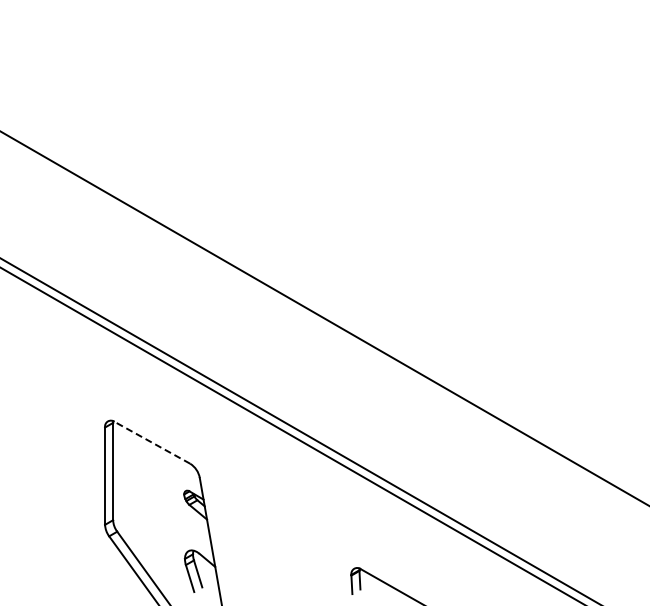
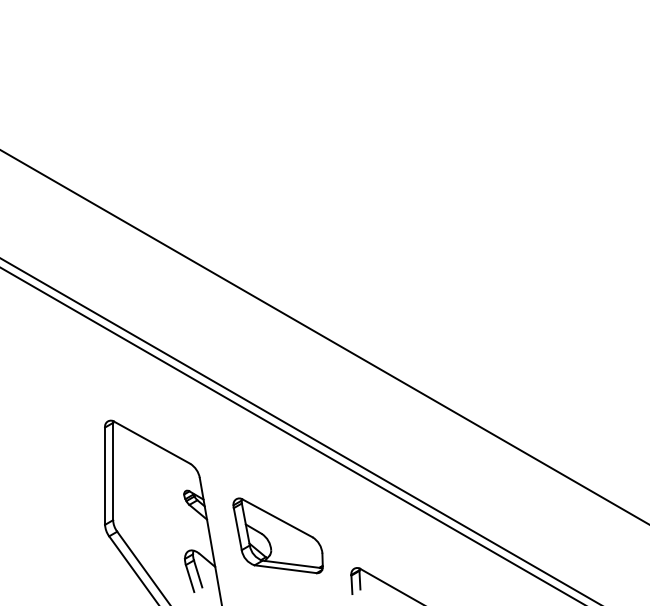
line position: (324, 318) -> (324, 337) (324, 337)
line: dashed -> solid (151, 442)
part: none -> present (277, 535)
